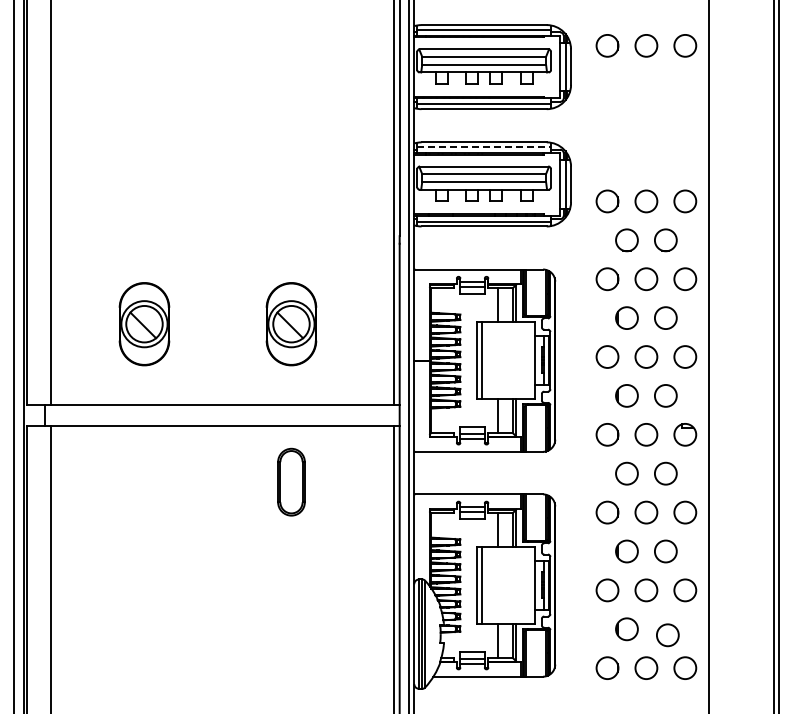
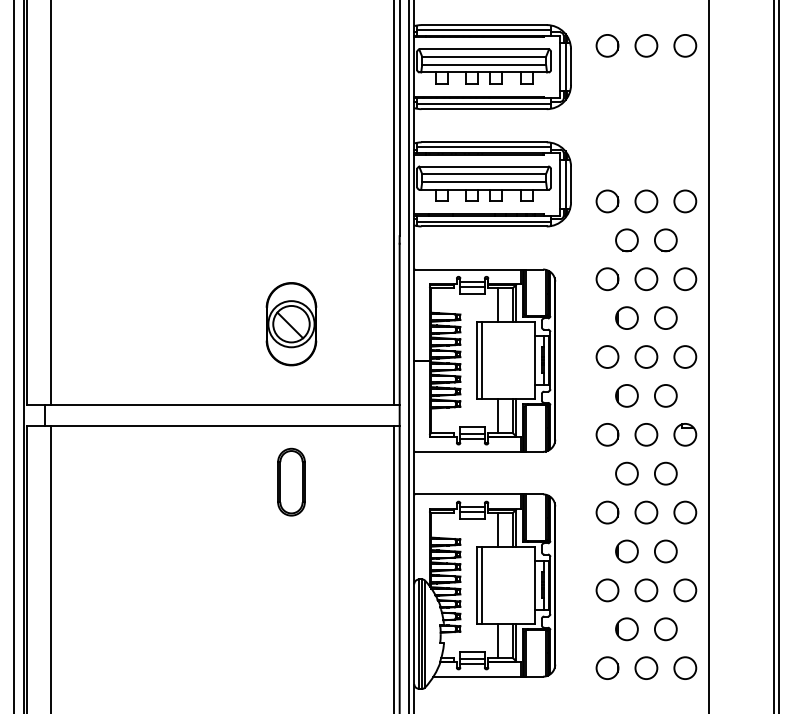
line: dashed -> solid (484, 147)
part: present -> none (144, 324)
circle position: (667, 635) -> (665, 629) (665, 629)
